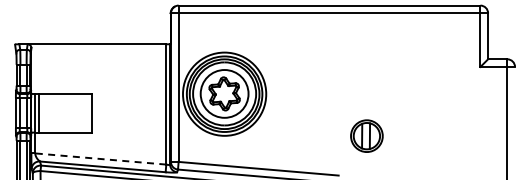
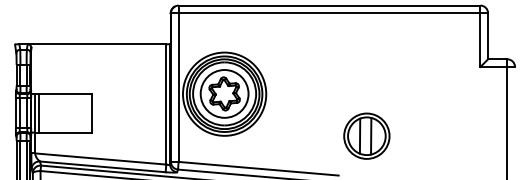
part size: 34x34 px -> 48x48 px (366, 135)
line: dashed -> solid (100, 159)
